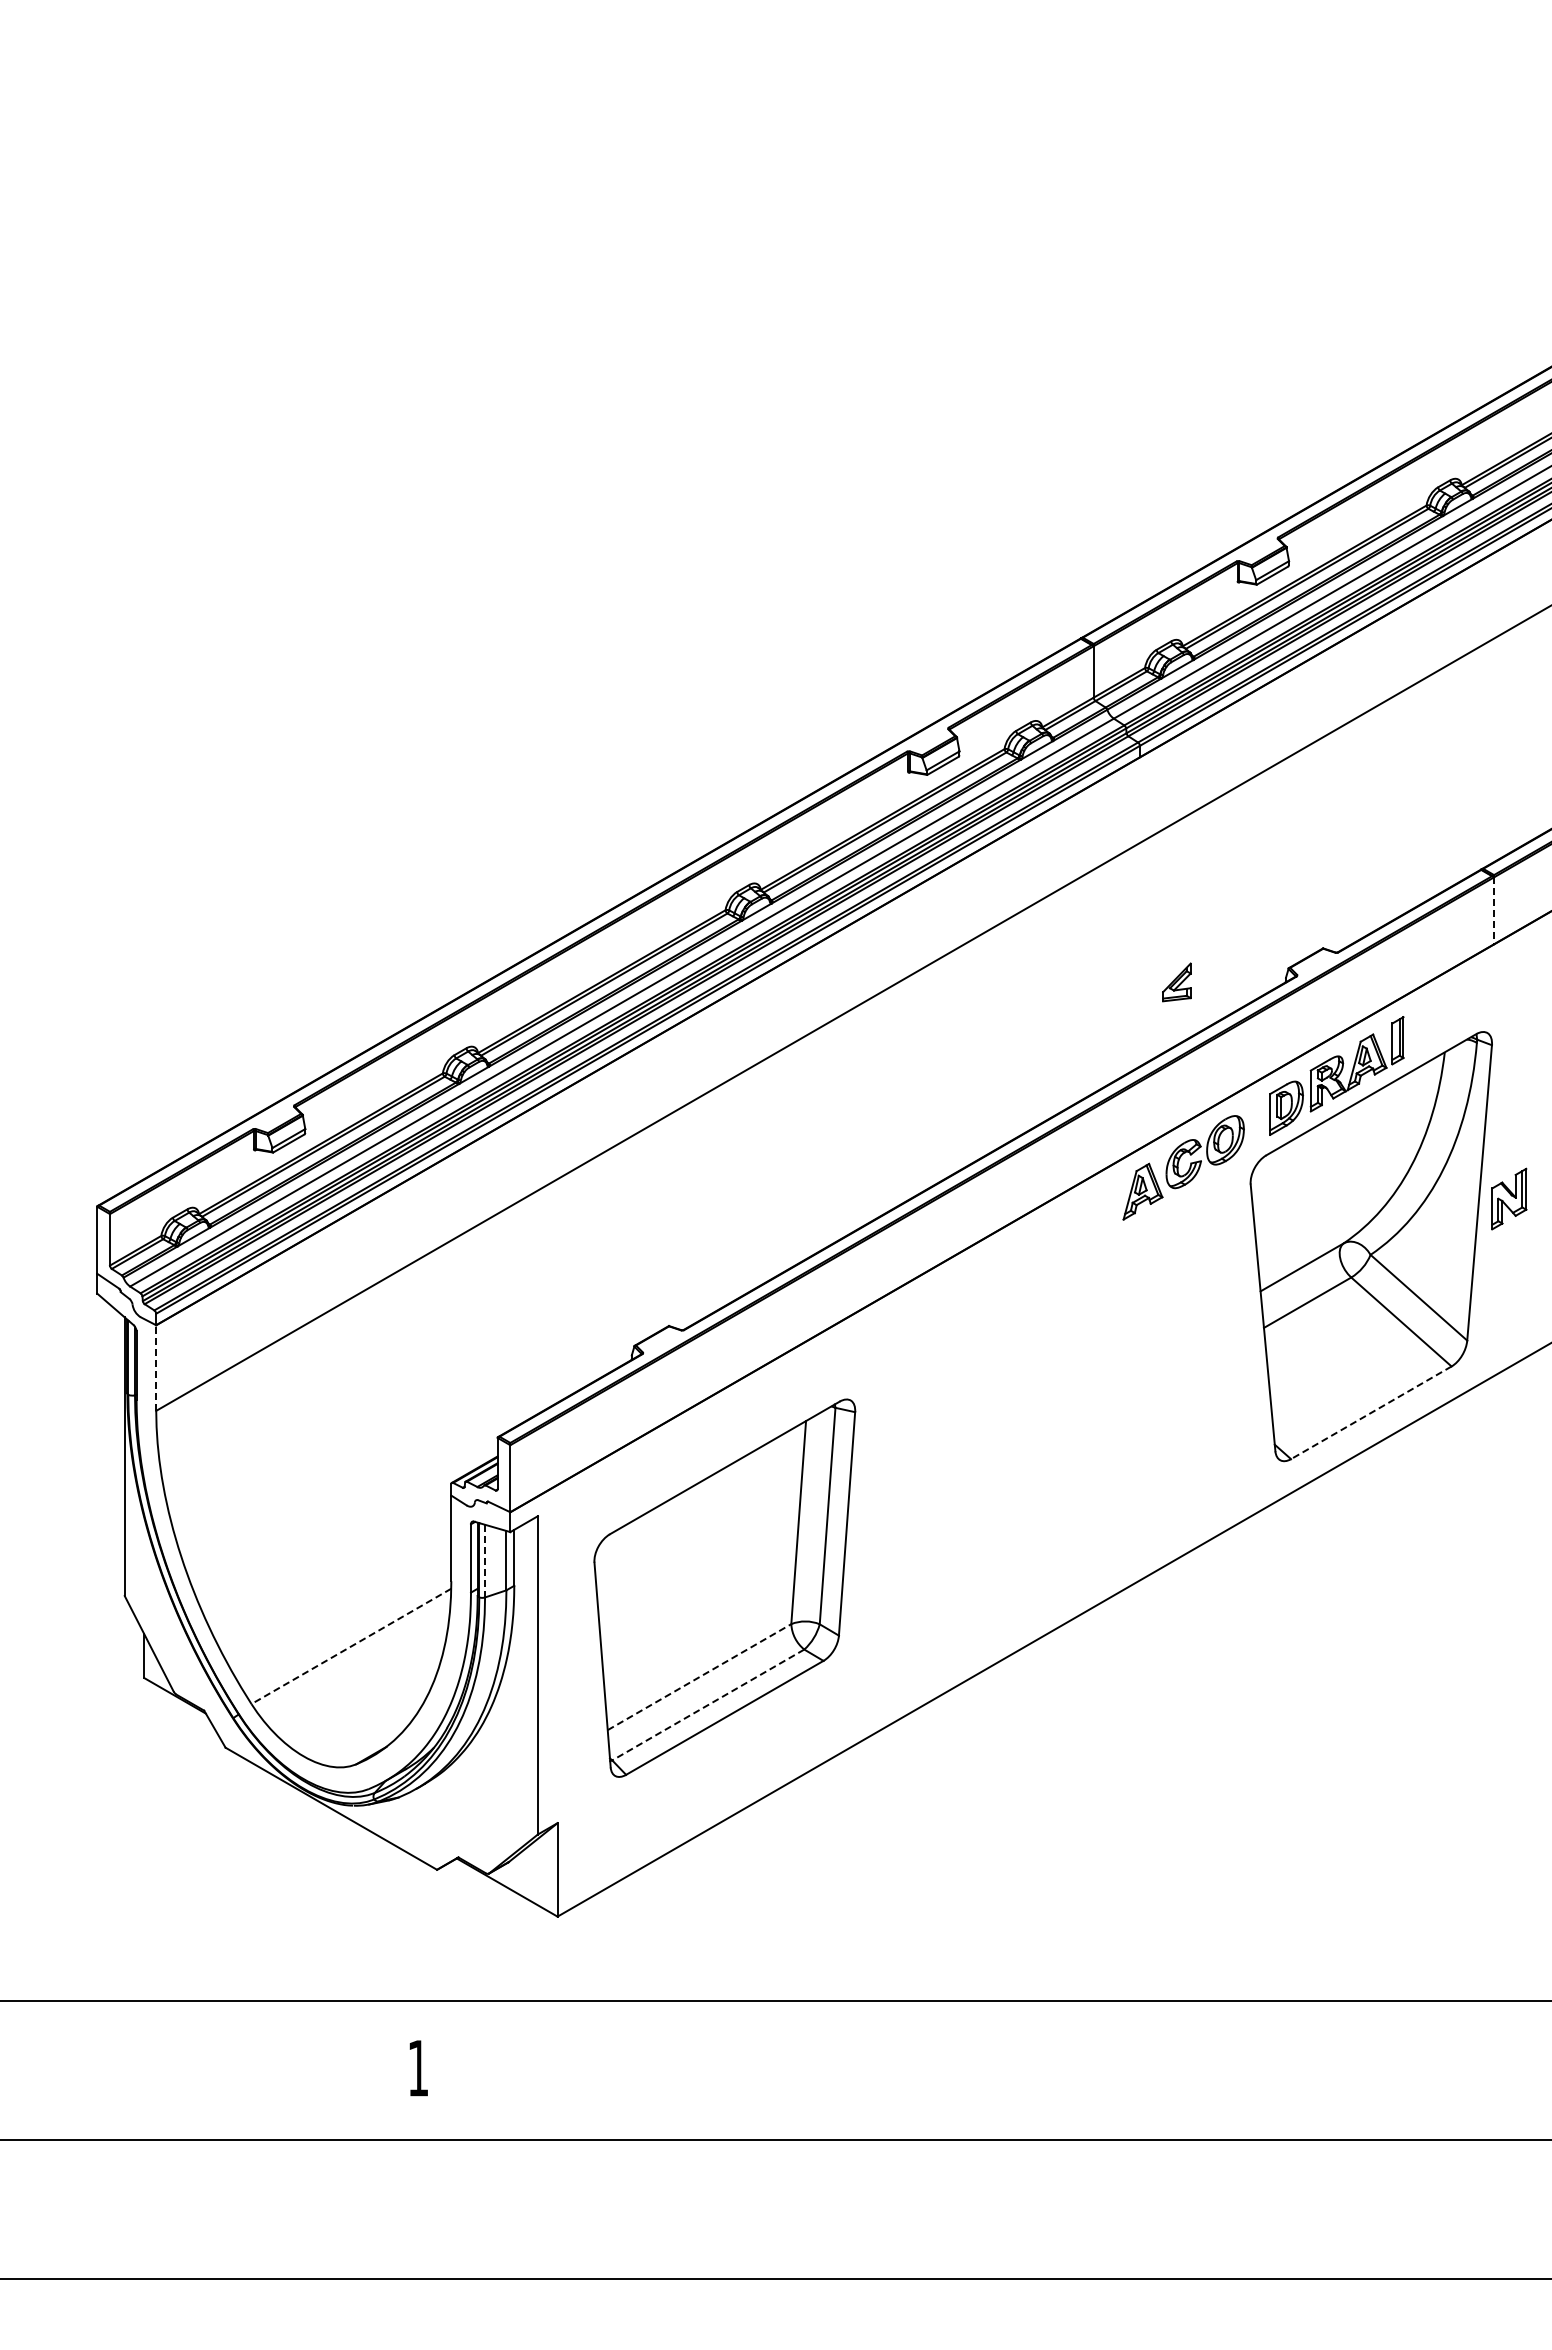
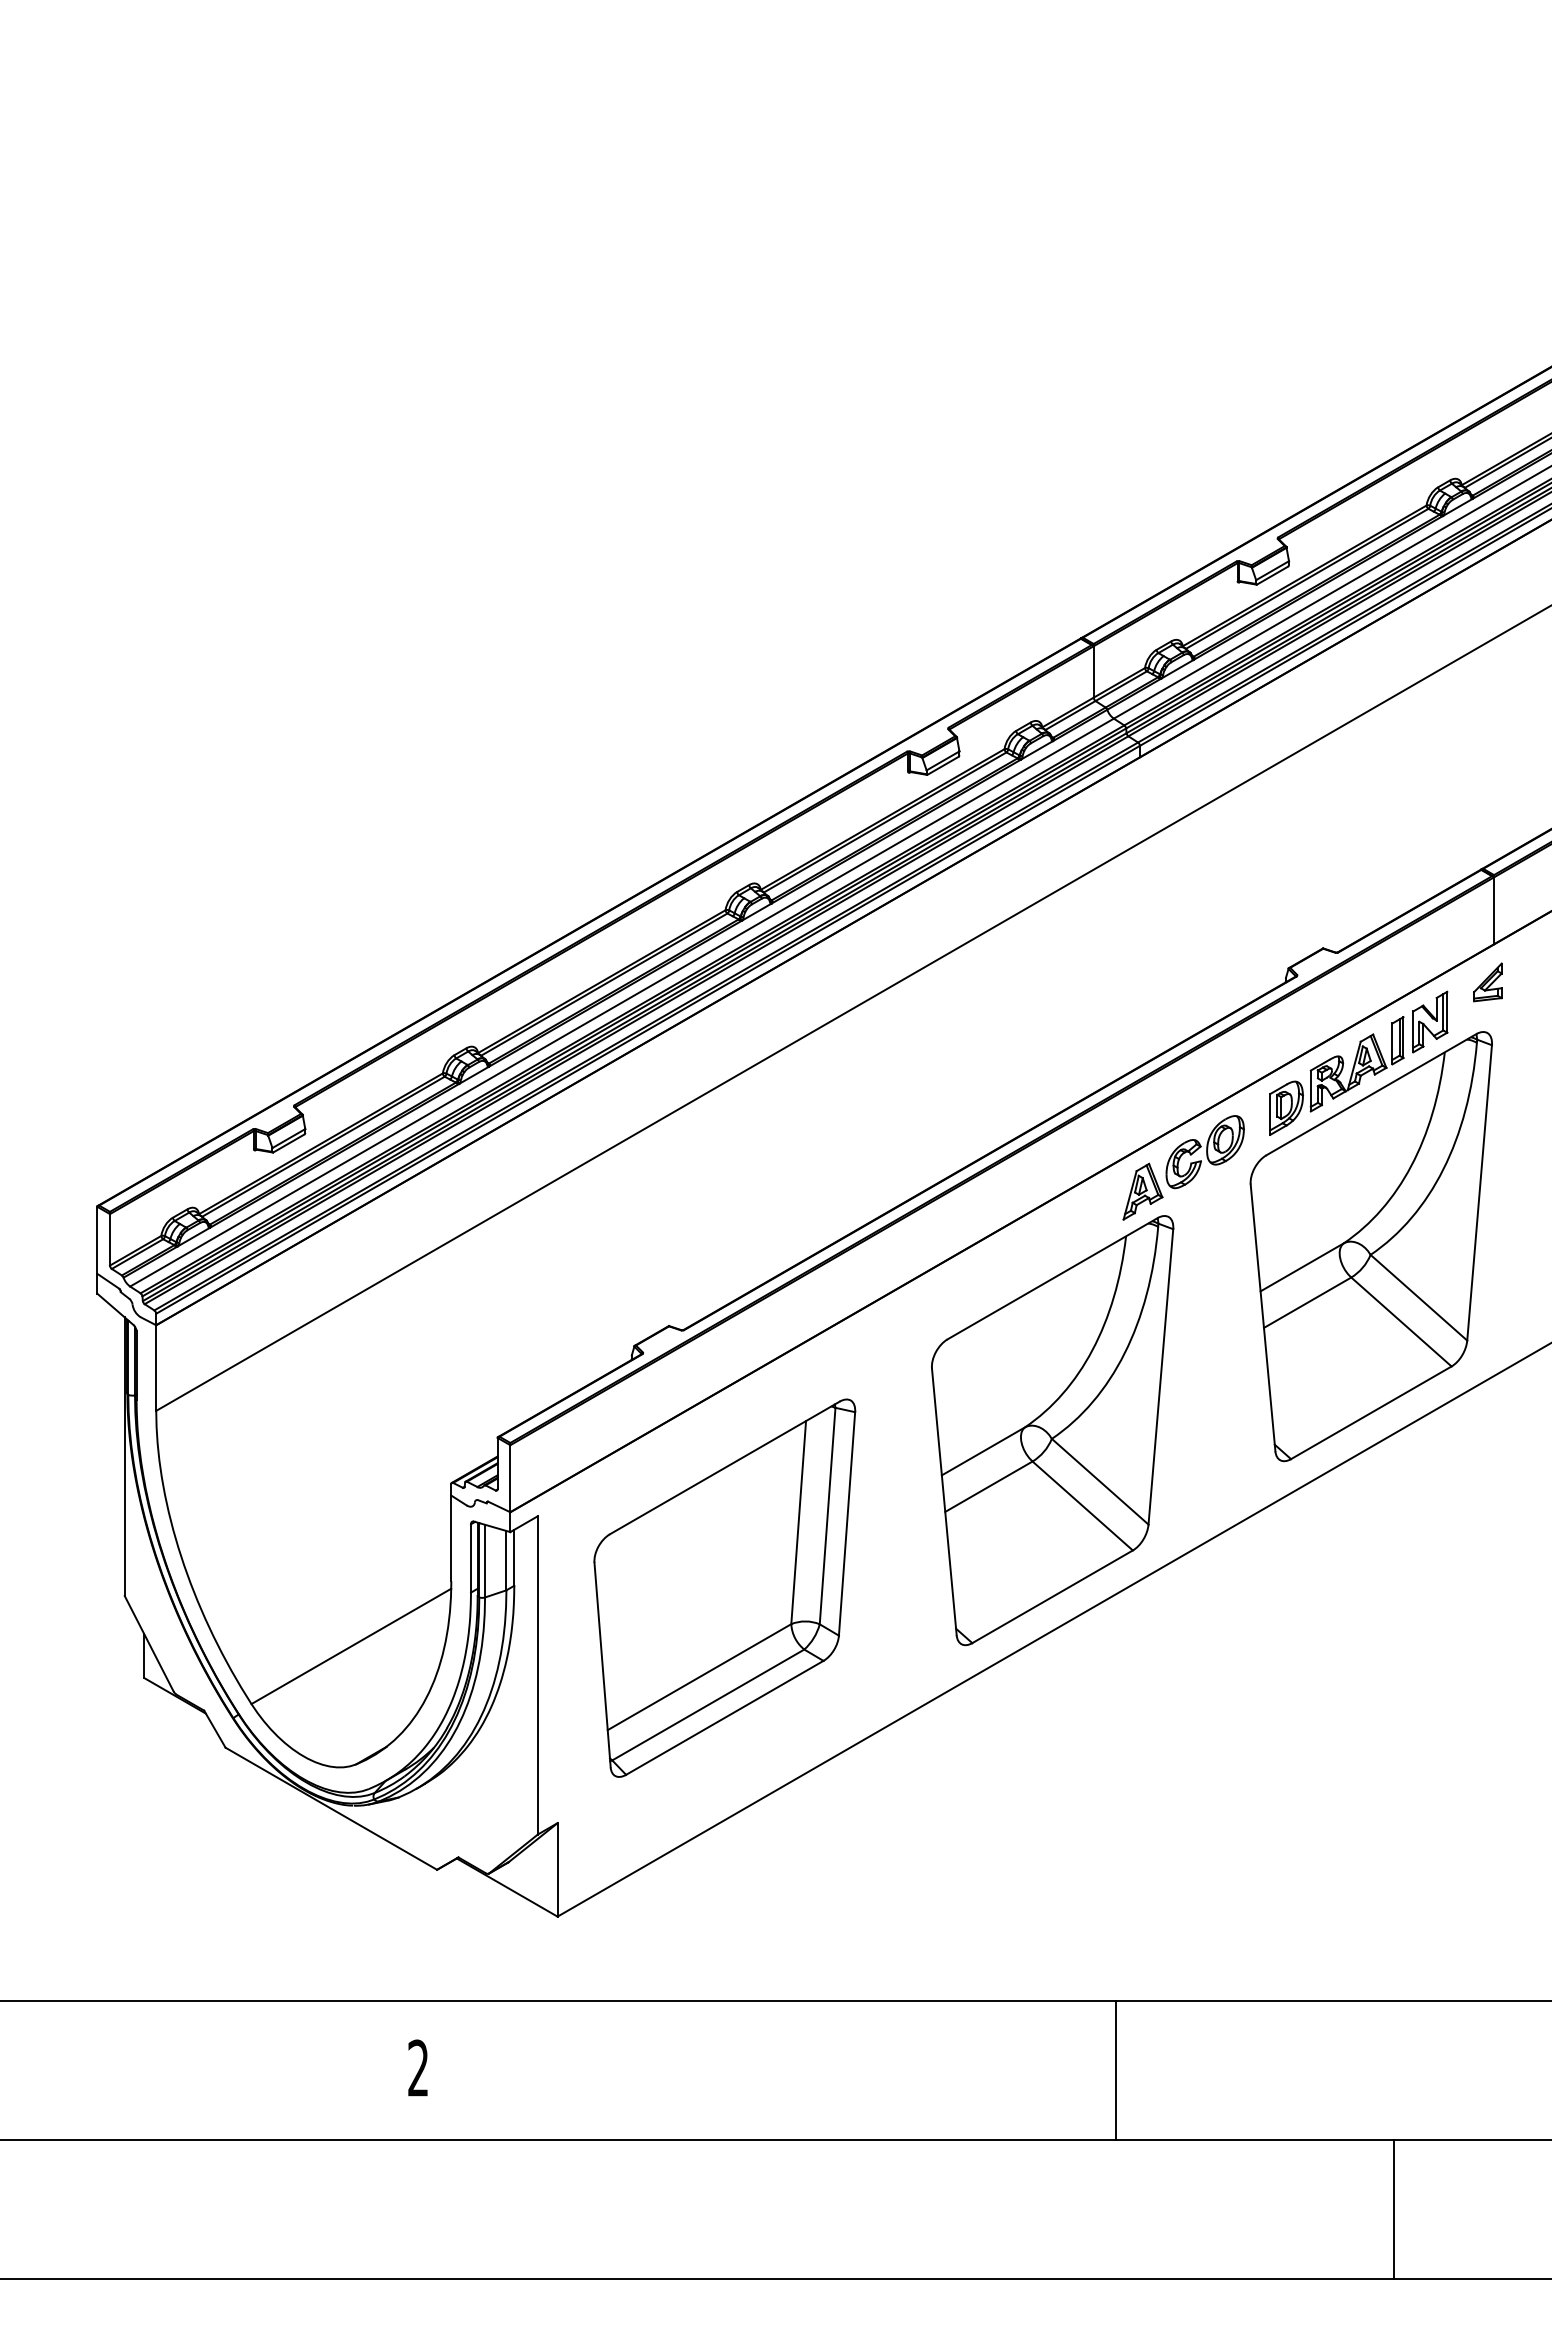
line: dashed -> solid (1494, 910)
part position: (1176, 982) -> (1487, 982) (1487, 982)
part position: (1509, 1198) -> (1430, 1021) (1430, 1021)
line: dashed -> solid (156, 1368)
line: dashed -> solid (1371, 1412)
part: none -> present (1052, 1430)
line: dashed -> solid (485, 1561)
line: dashed -> solid (350, 1646)
line: dashed -> solid (699, 1677)
line: dashed -> solid (708, 1704)
text: 1 -> 2 (417, 2067)
line: none -> present (1115, 2070)
line: none -> present (1394, 2209)
